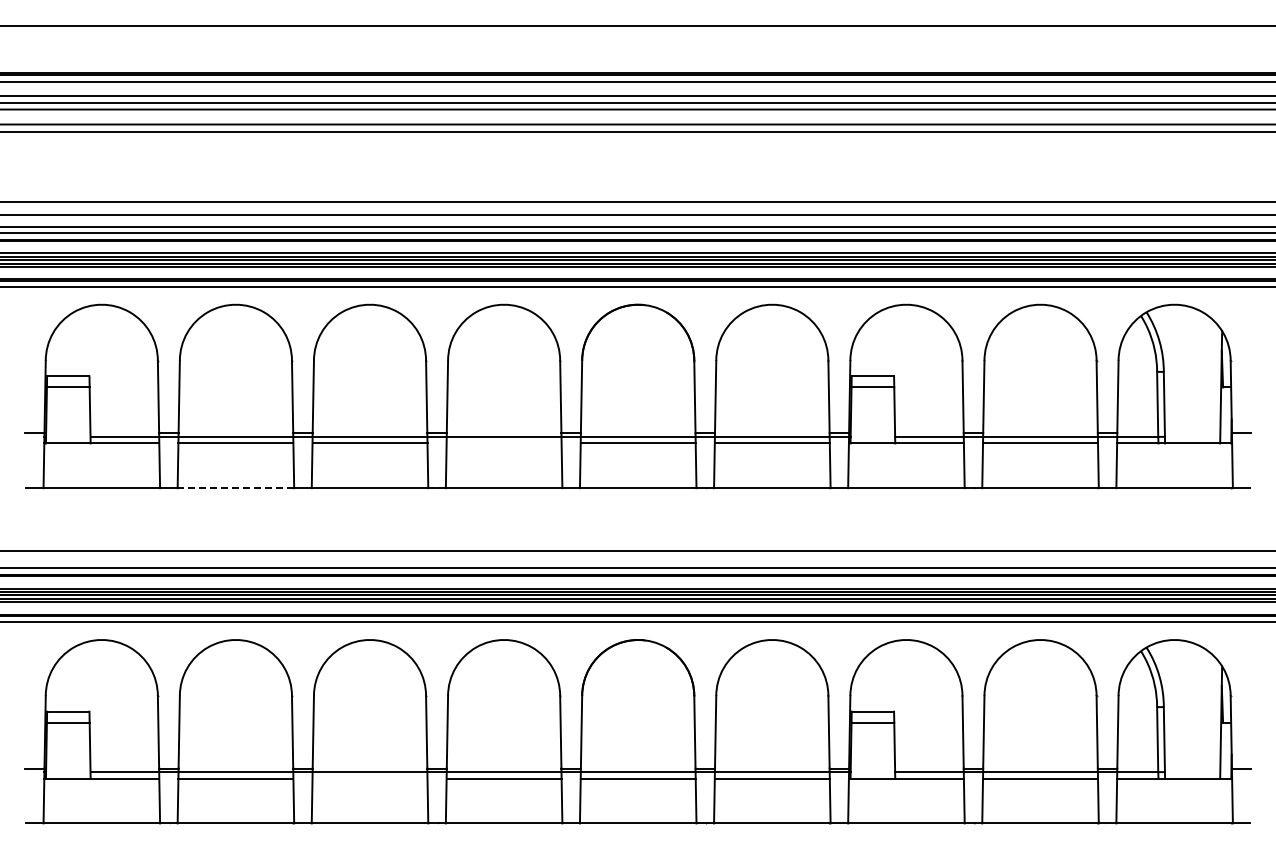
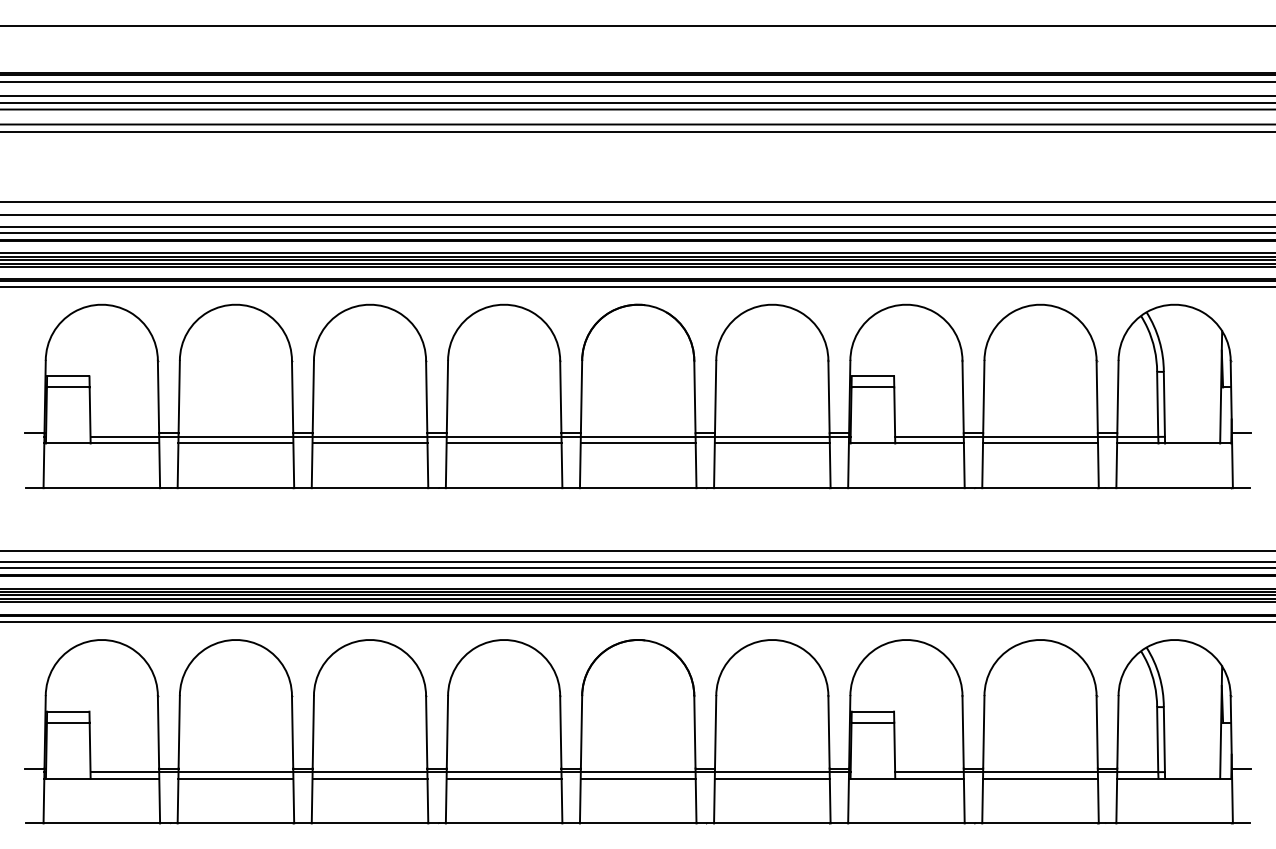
line: none -> present (503, 443)
line: dashed -> solid (235, 488)
line: none -> present (637, 561)
line: none -> present (369, 778)
